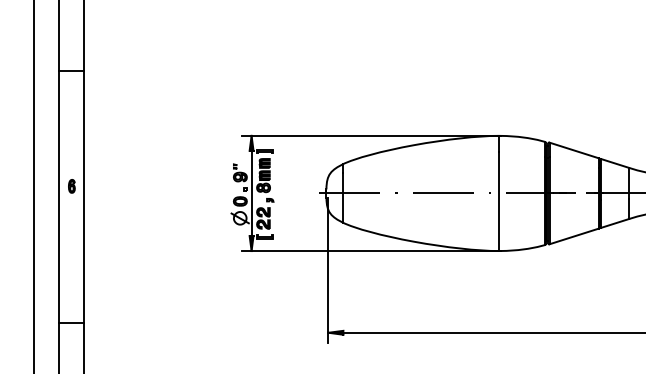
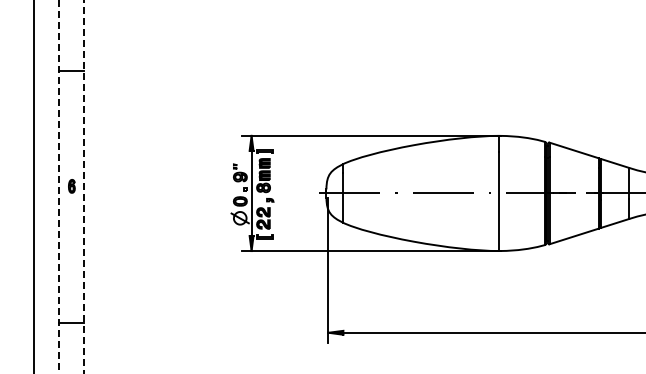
line: solid -> dashed (59, 186)
line: solid -> dashed (84, 186)
